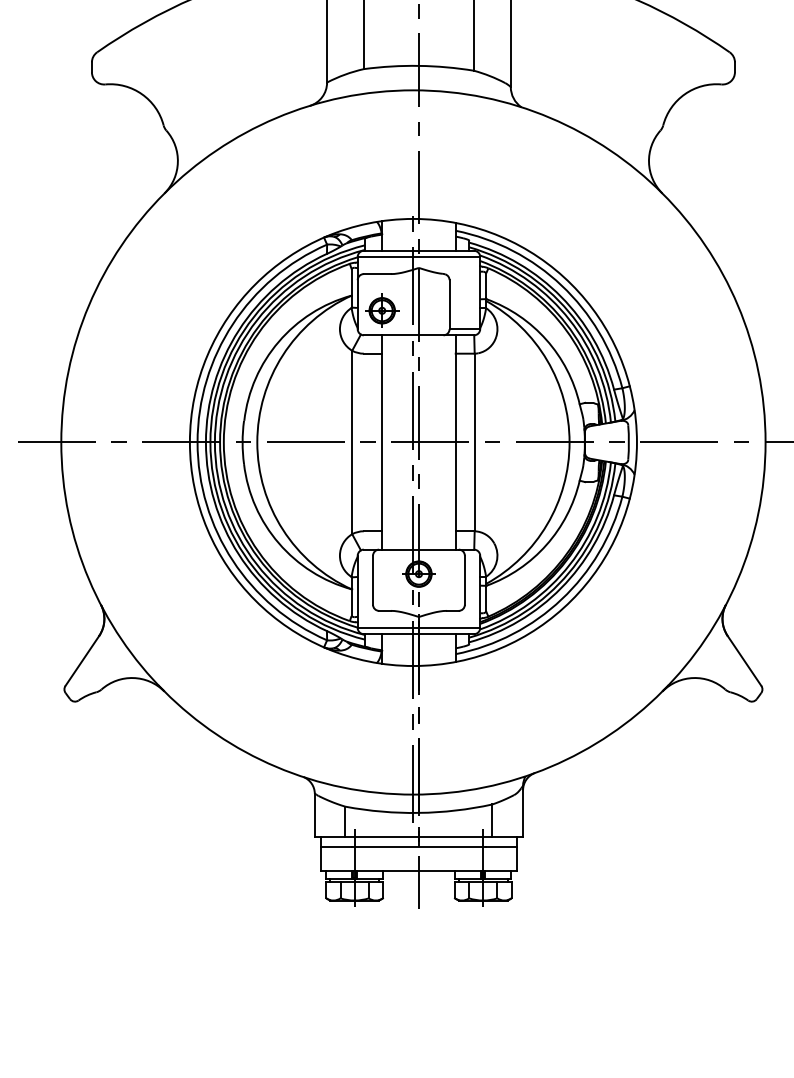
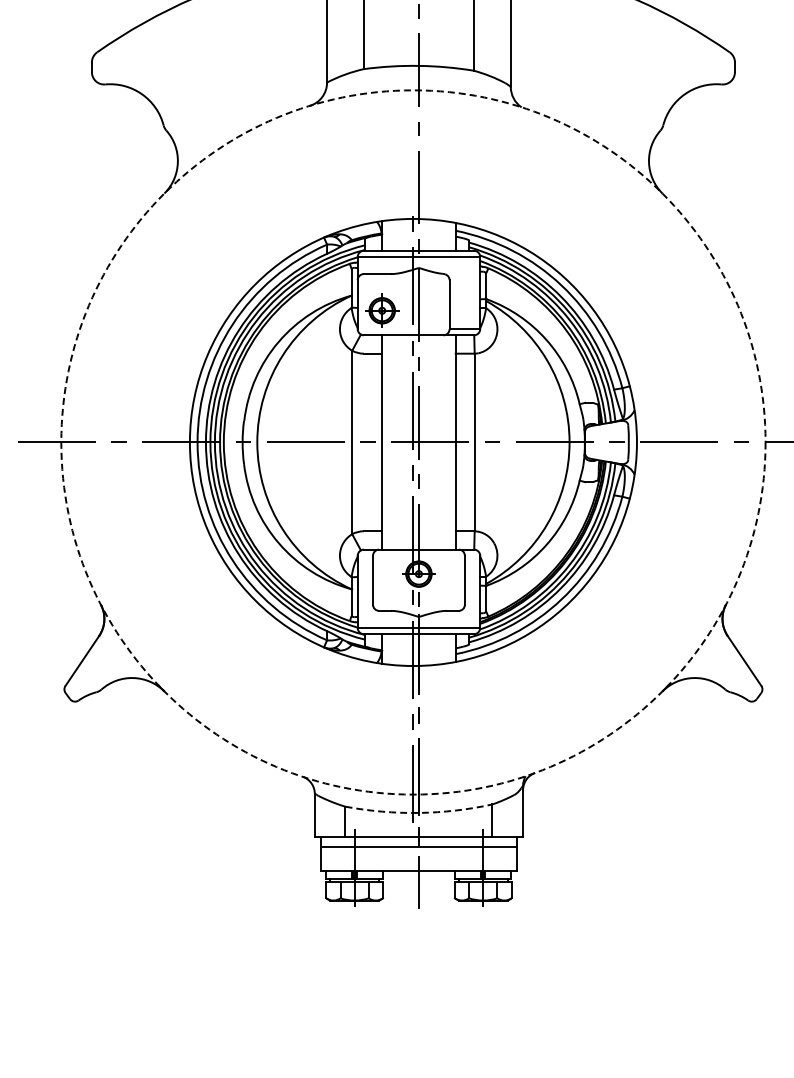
circle: solid -> dashed (413, 442)
arc: solid -> dashed (419, 812)
